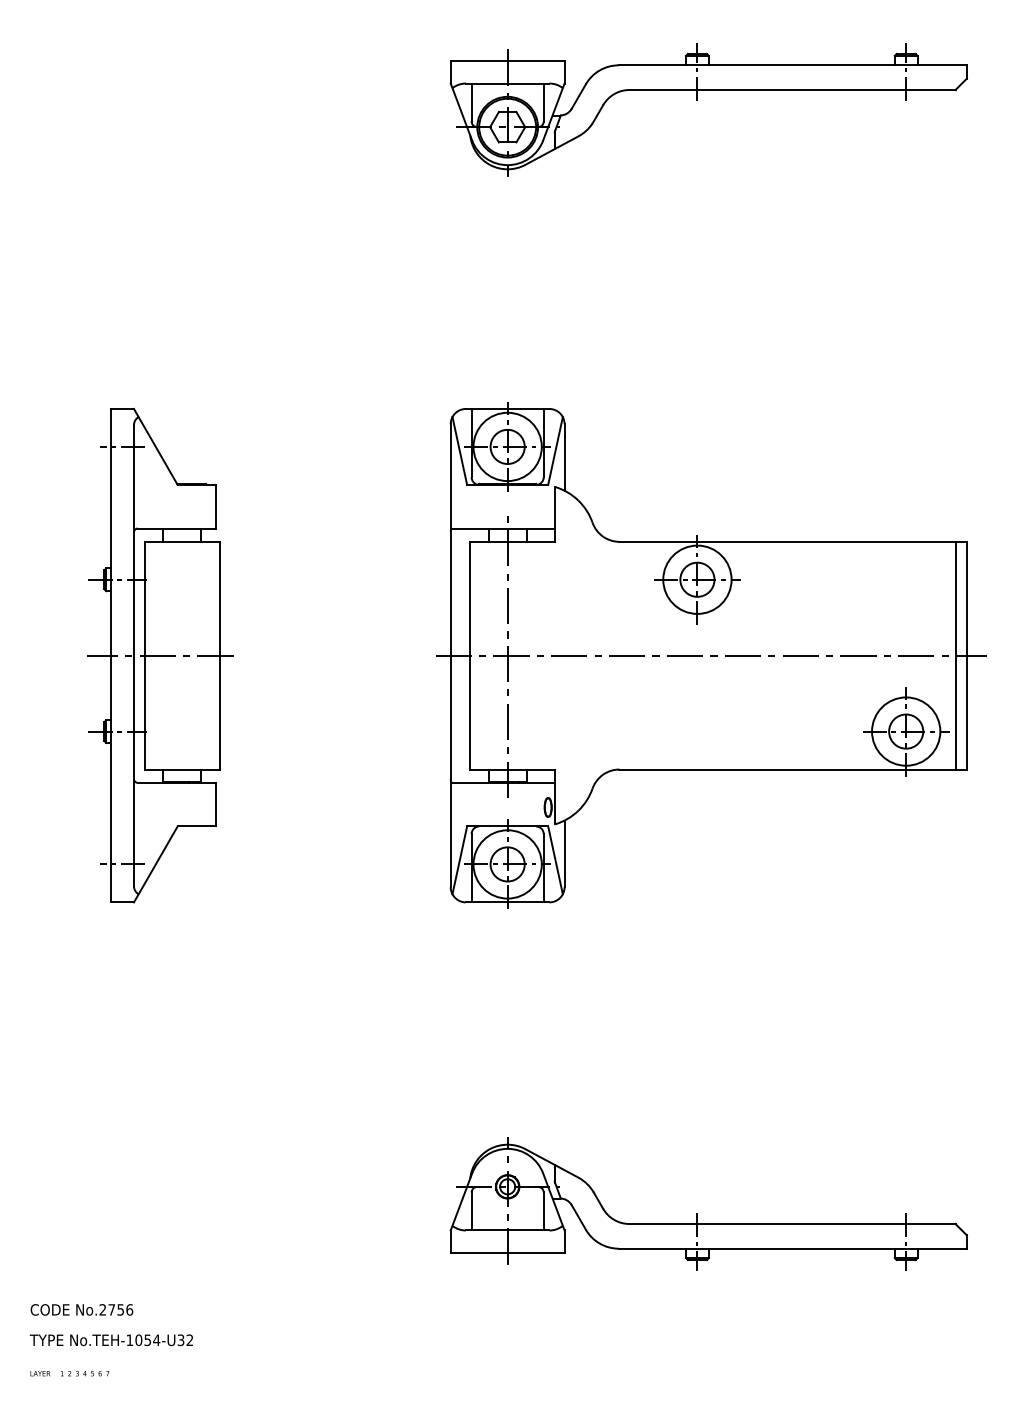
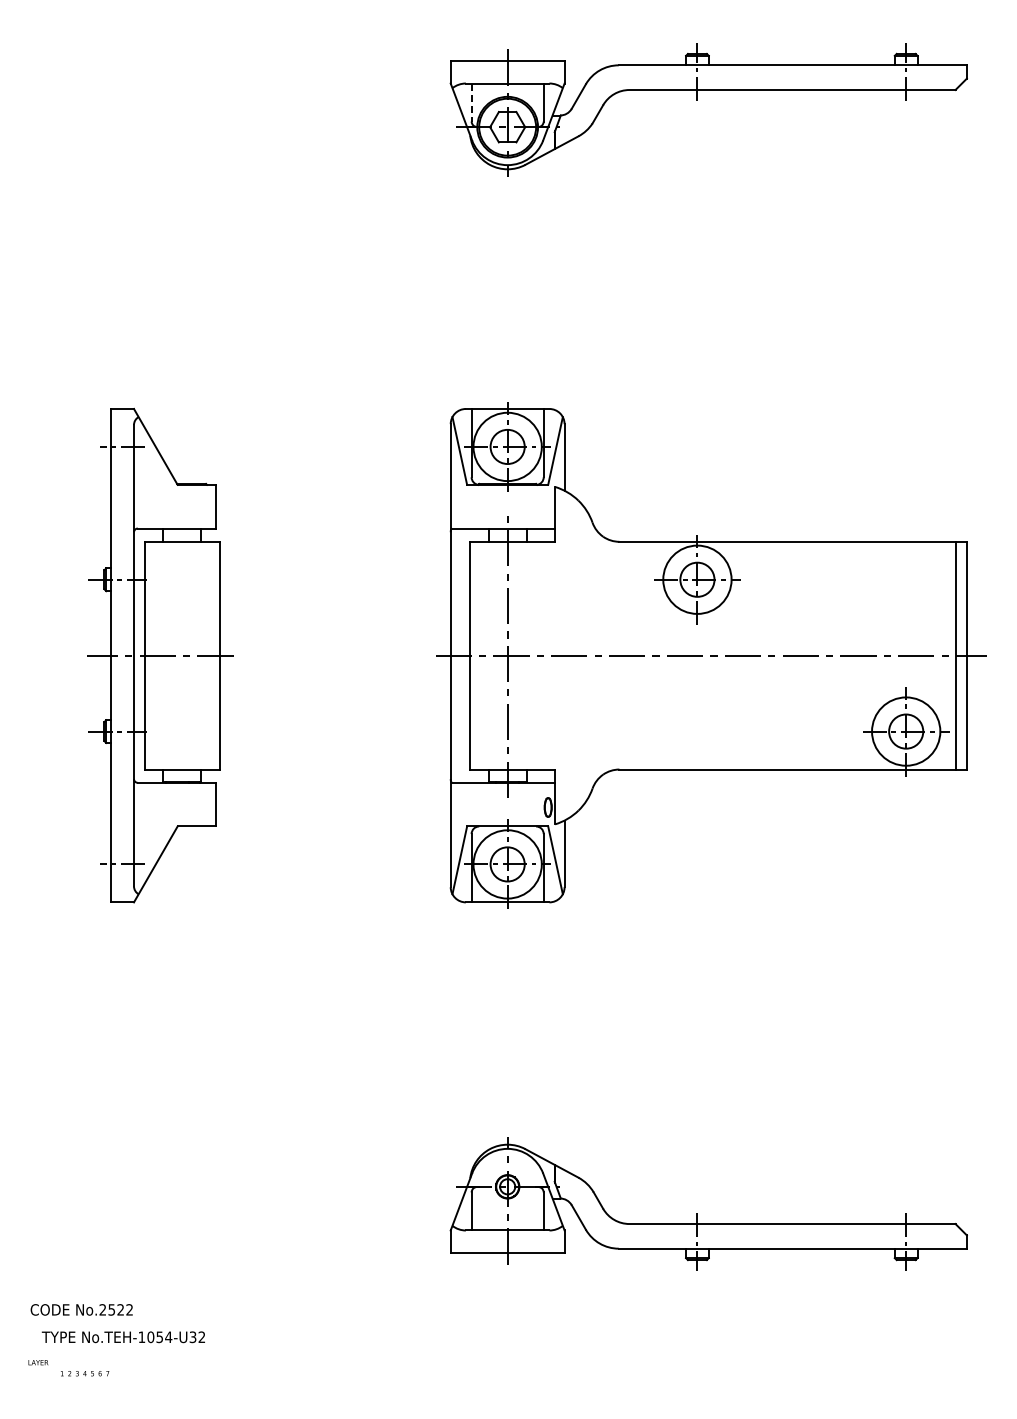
line: solid -> dashed (471, 102)
text: No.2756 -> No.2522 (120, 1309)
text position: (110, 1340) -> (122, 1337) (122, 1337)
text position: (40, 1373) -> (38, 1362) (38, 1362)
